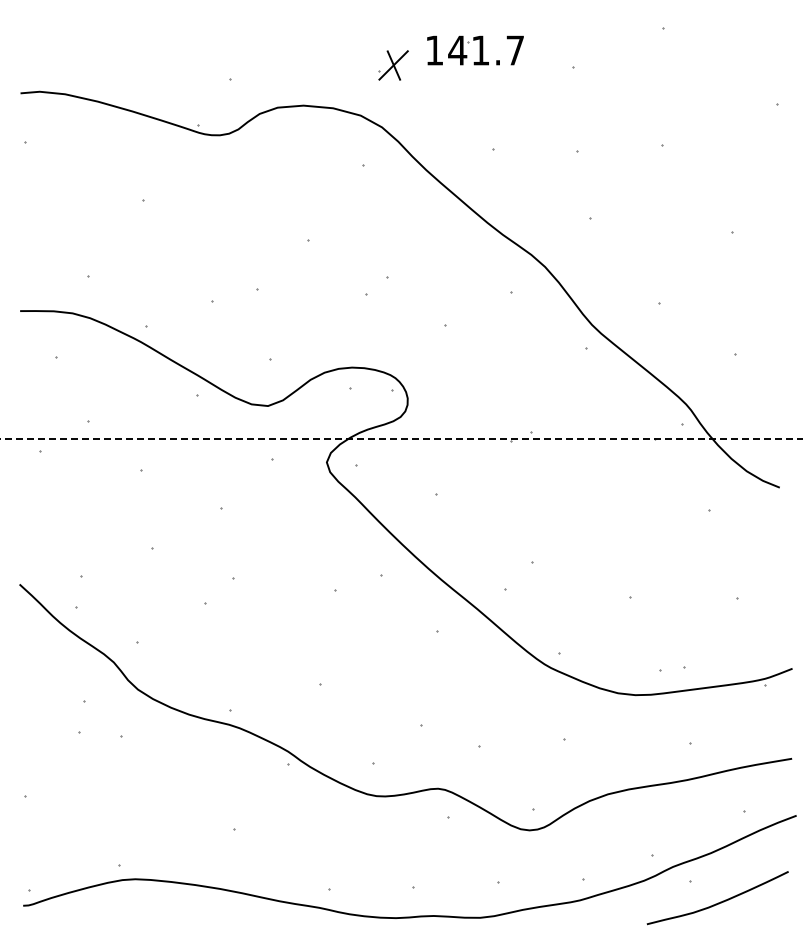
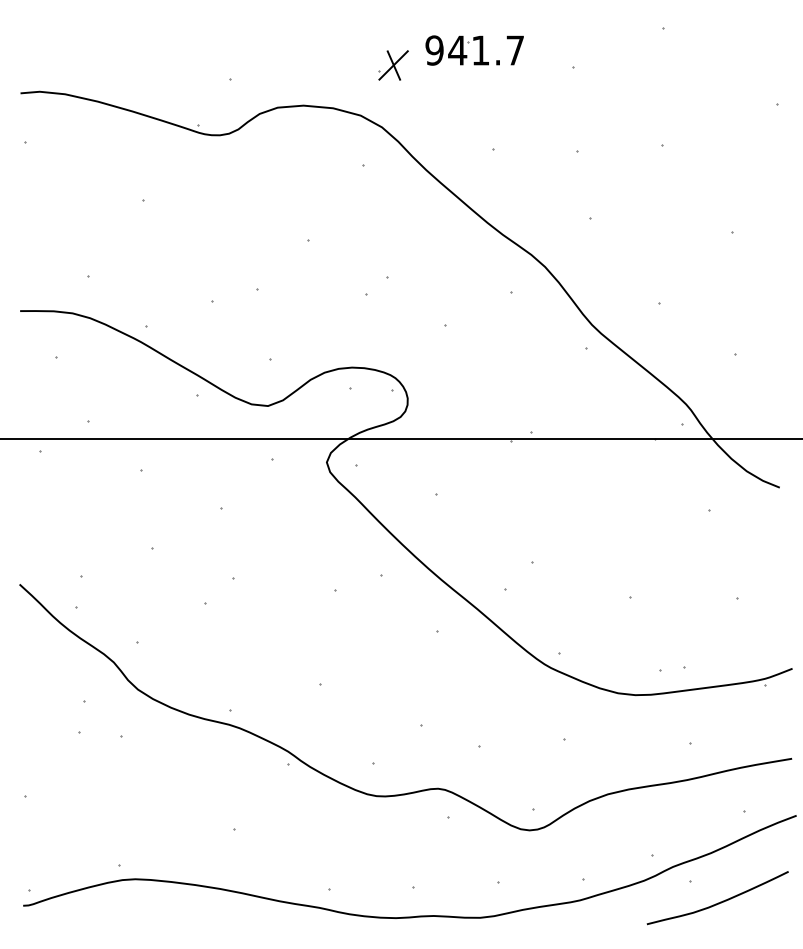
text: 141.7 -> 941.7 (434, 50)
line: dashed -> solid (401, 438)
